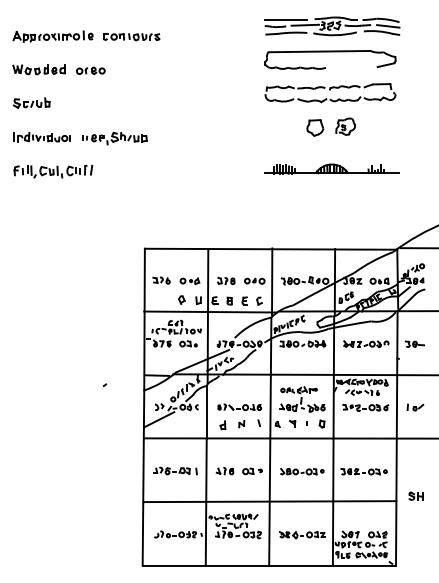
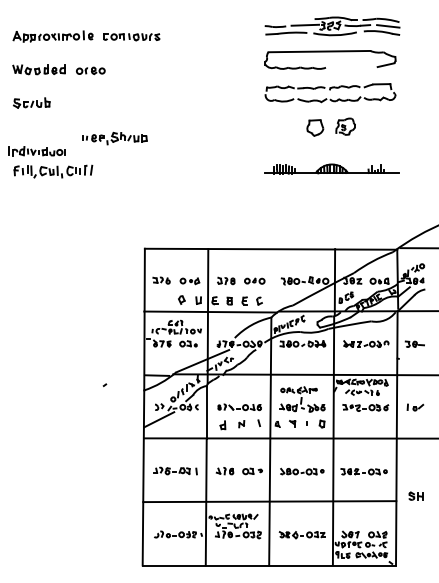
line: present -> none (286, 19)
part position: (41, 137) -> (36, 151) (36, 151)
line: present -> none (272, 281)
